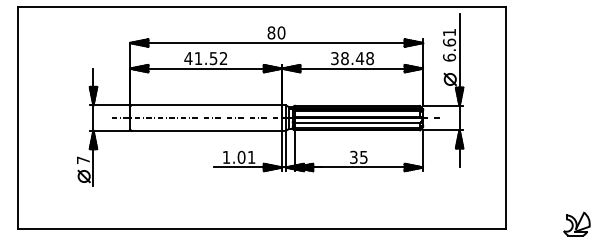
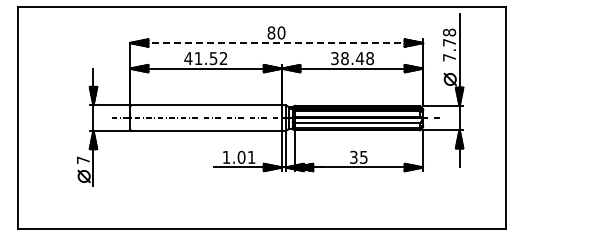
line: solid -> dashed (277, 43)
text: 6.61 -> 7.78 (449, 44)
part: present -> none (576, 223)
